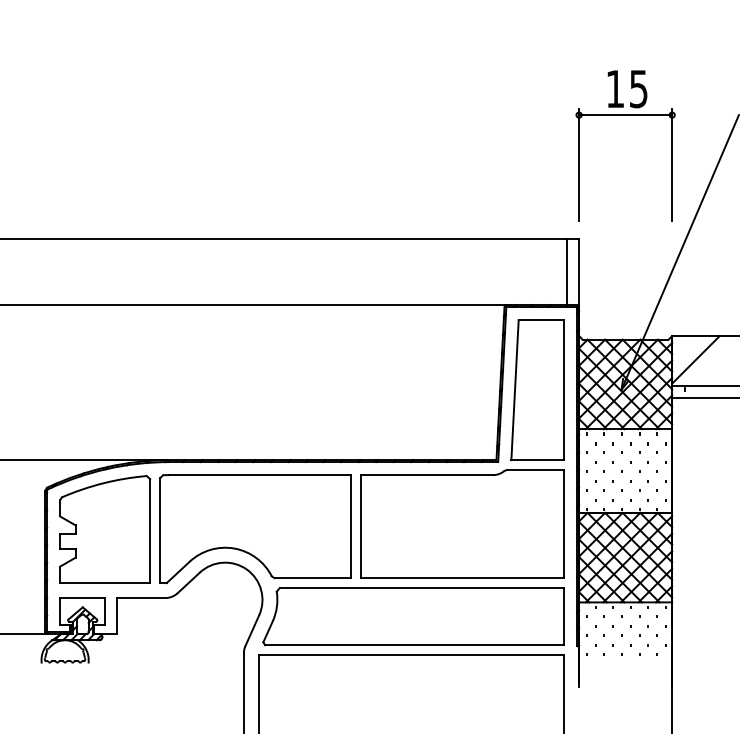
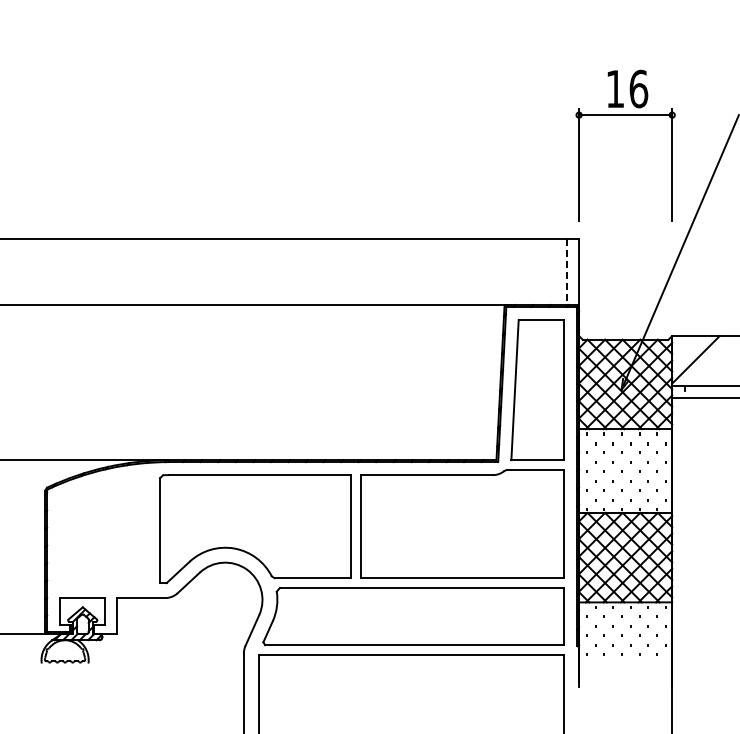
text: 15 -> 16 (638, 88)
line: solid -> dashed (566, 272)
part: present -> none (105, 529)
